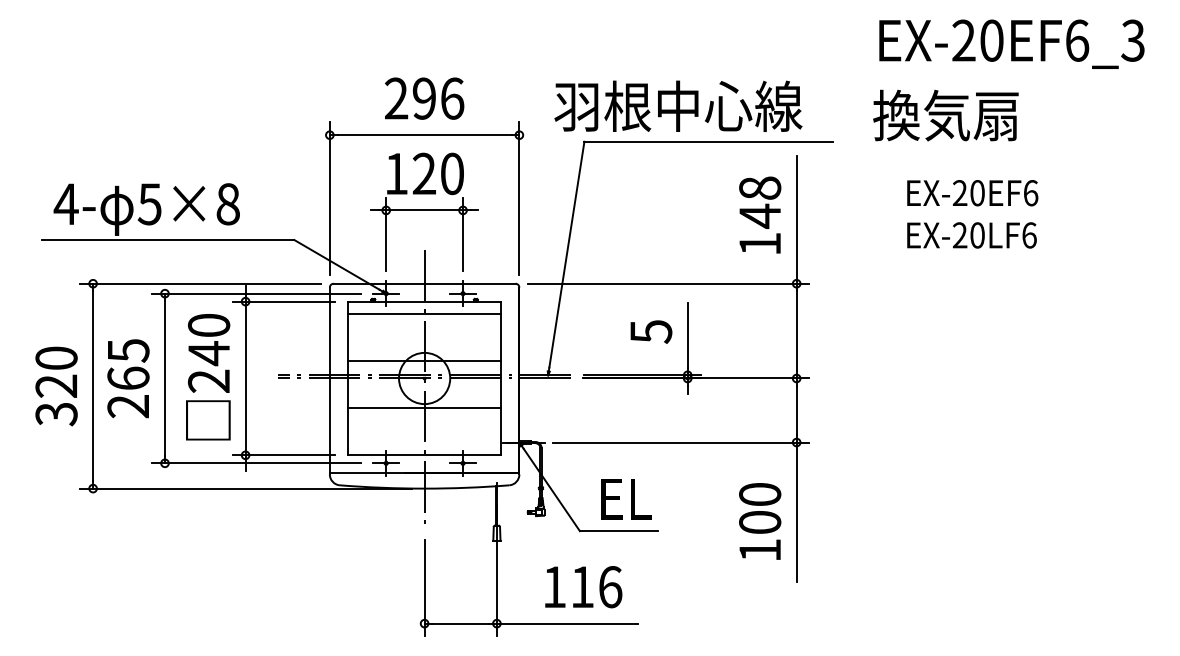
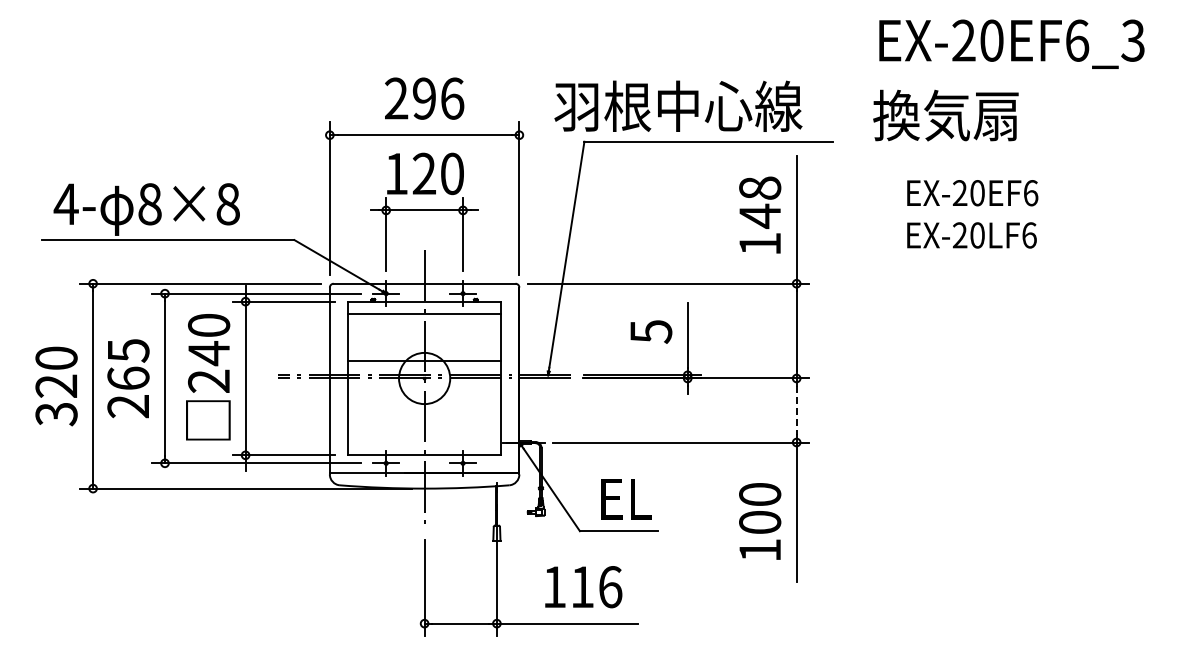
text: 5×8 -> 8×8 (149, 204)
line: present -> none (424, 408)
line: solid -> dashed (796, 411)
